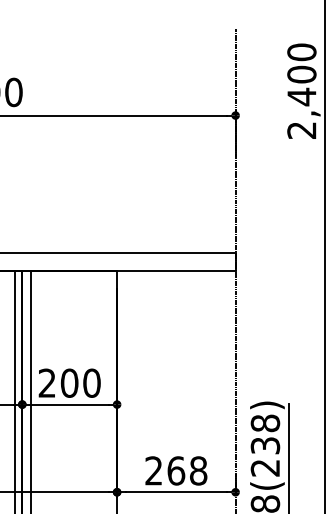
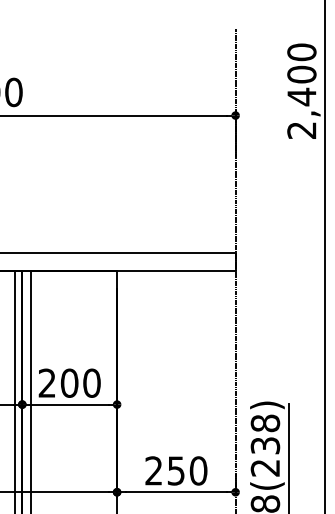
text: 268 -> 250 (187, 470)
